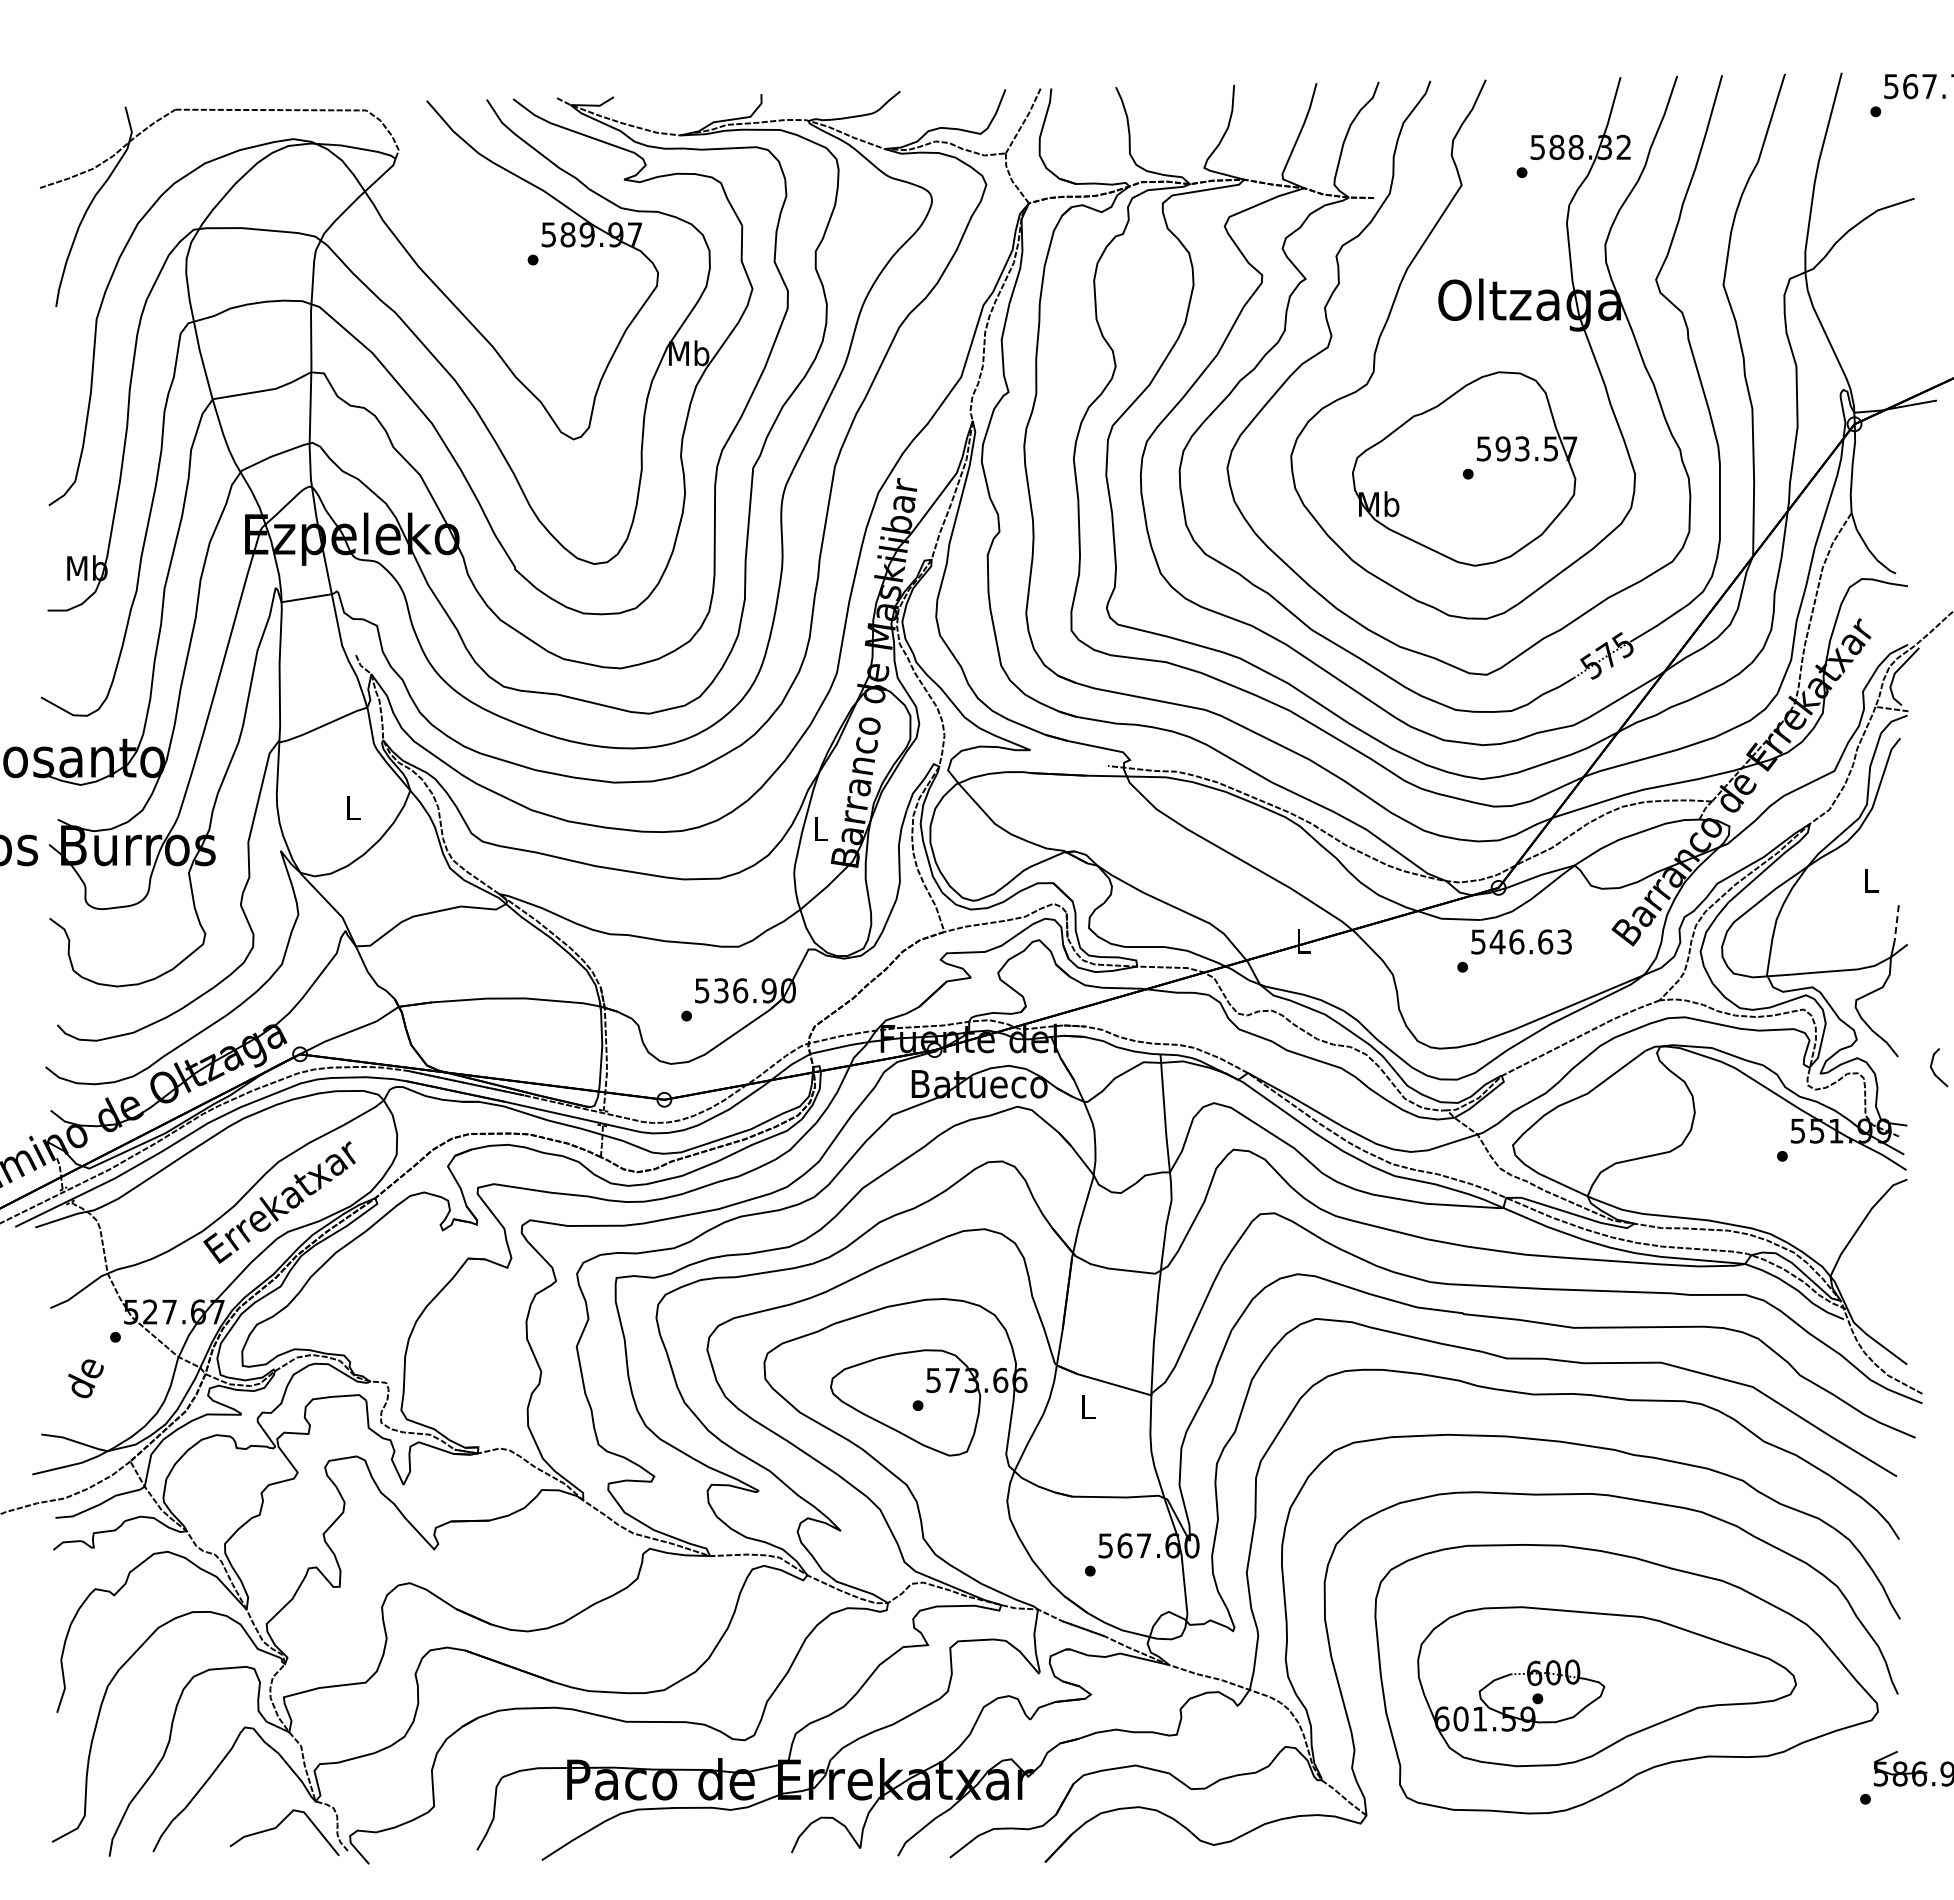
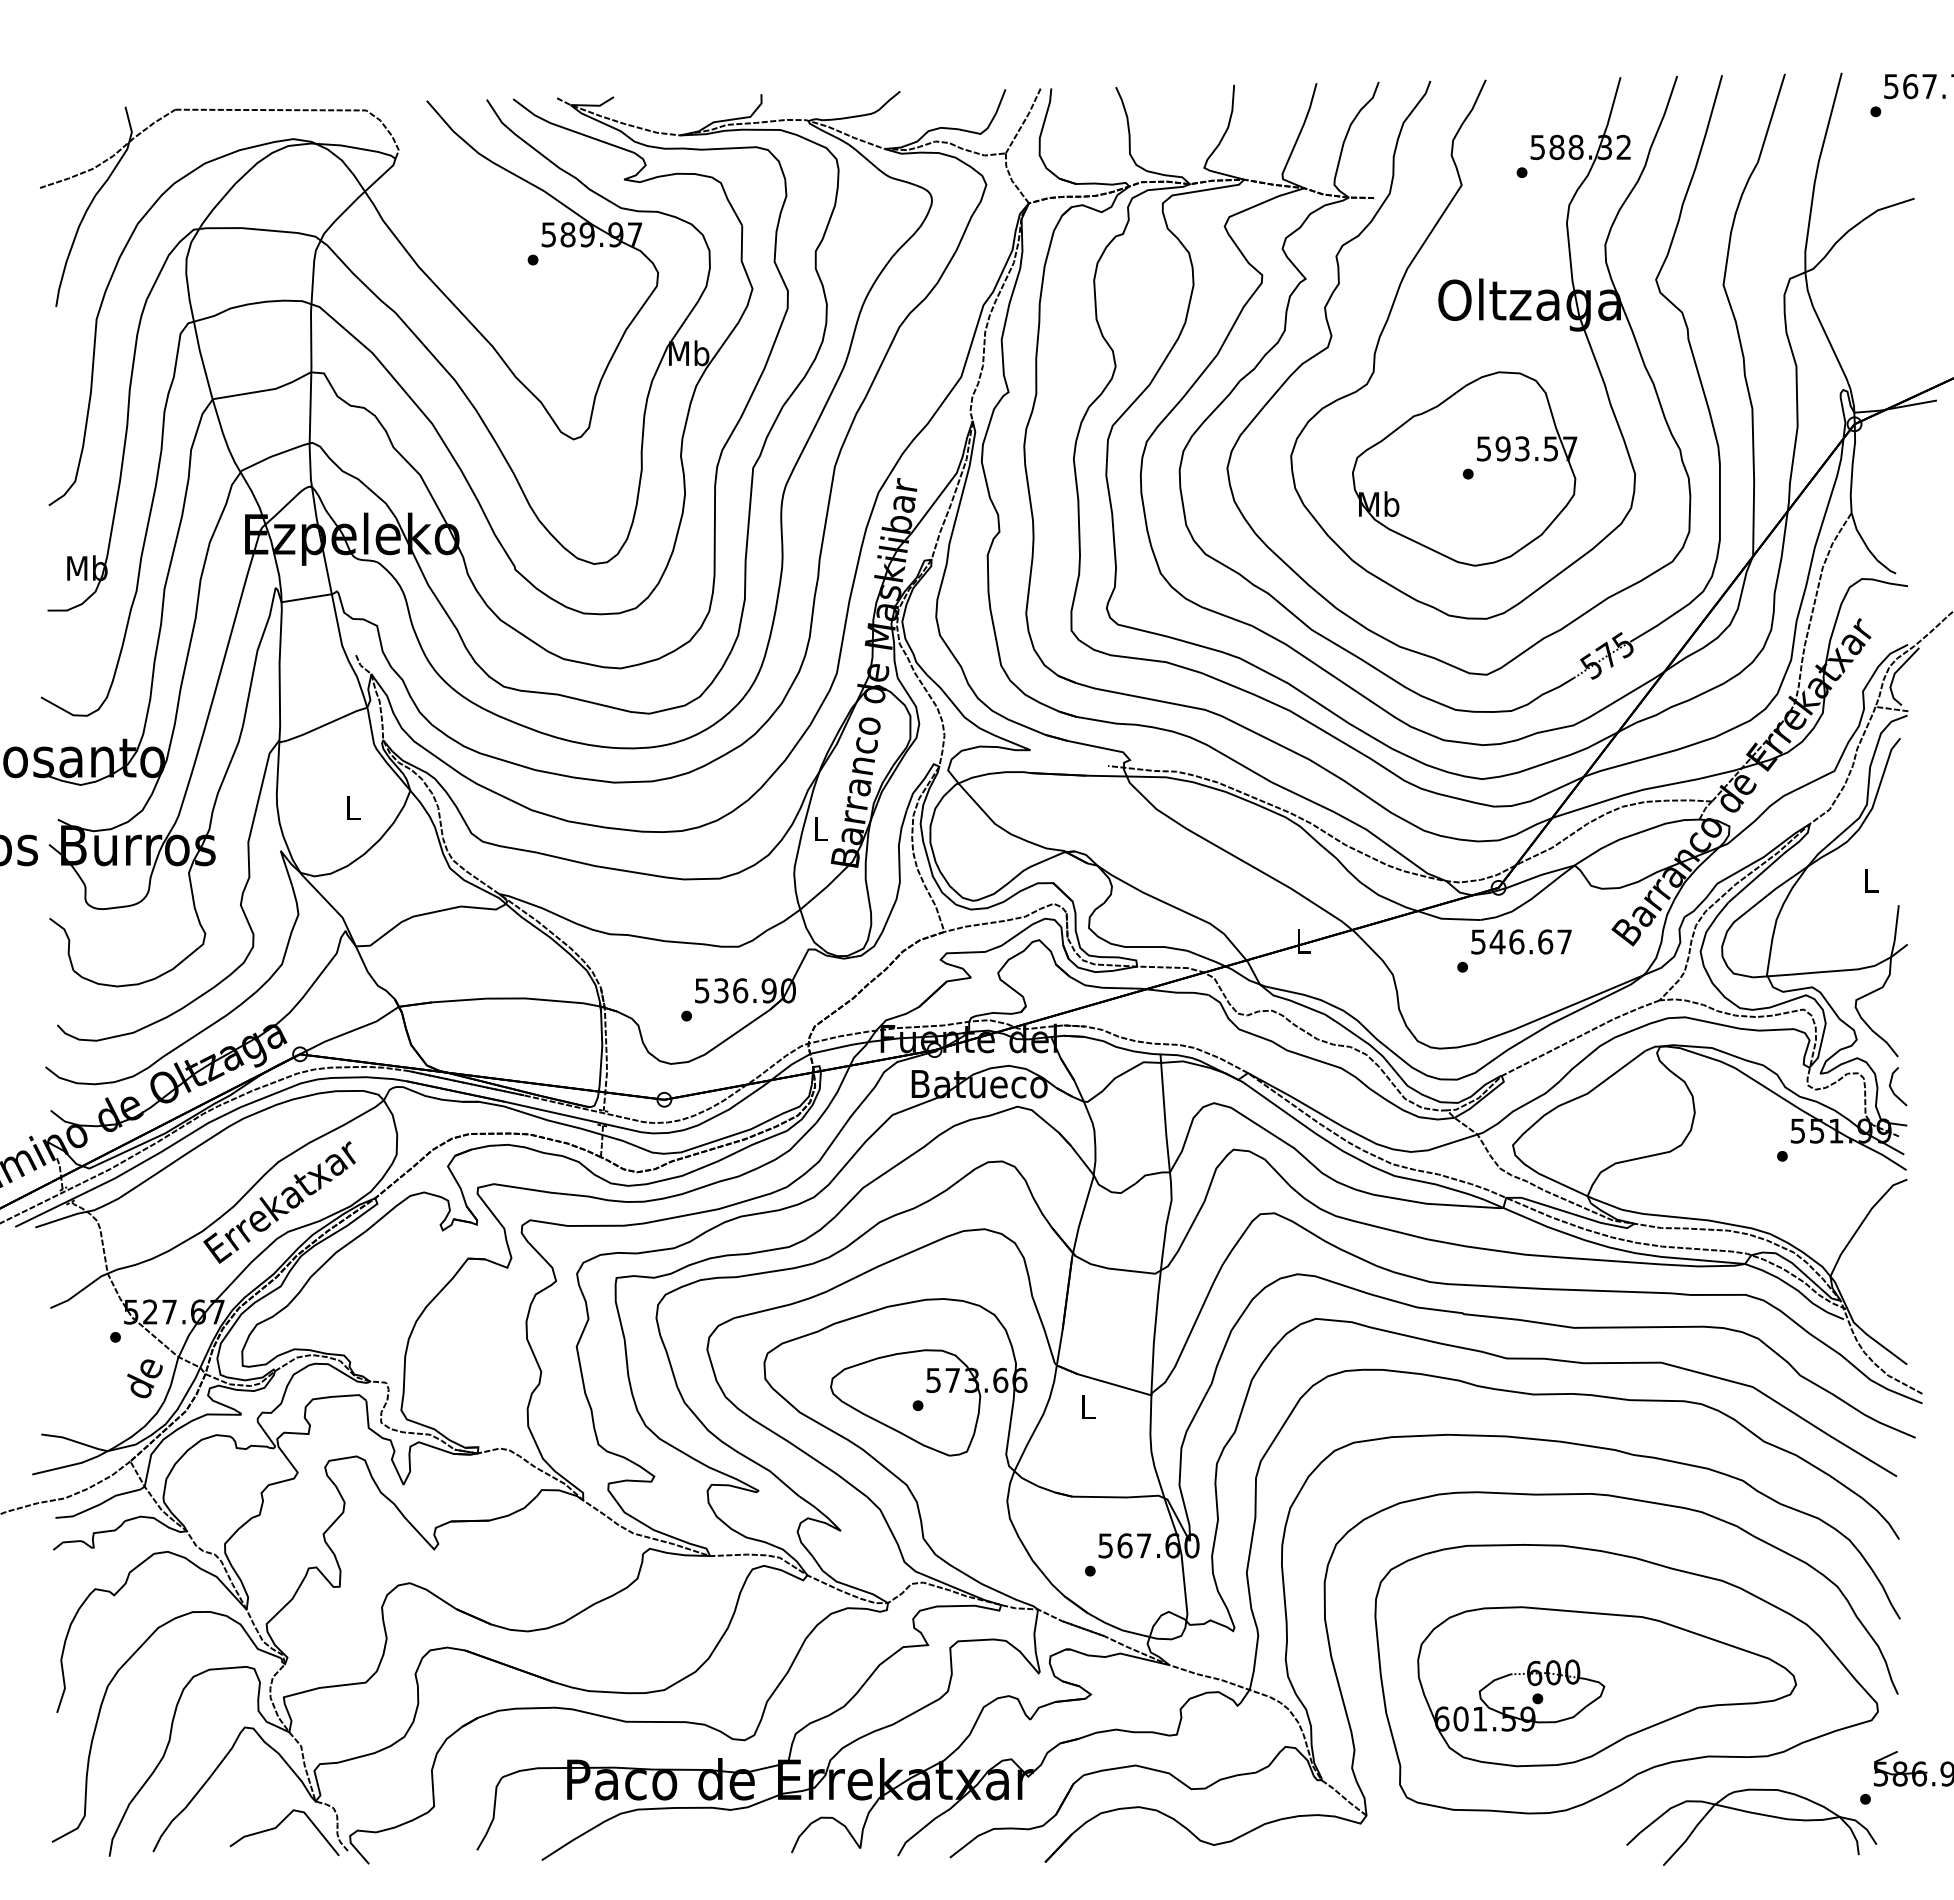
line: dashed -> solid (1896, 923)
text: 546.63 -> 546.67 (1564, 941)
line position: (1933, 1069) -> (1892, 1088) (1892, 1088)
text position: (85, 1378) -> (144, 1378) (144, 1378)
part: none -> present (1754, 1814)
